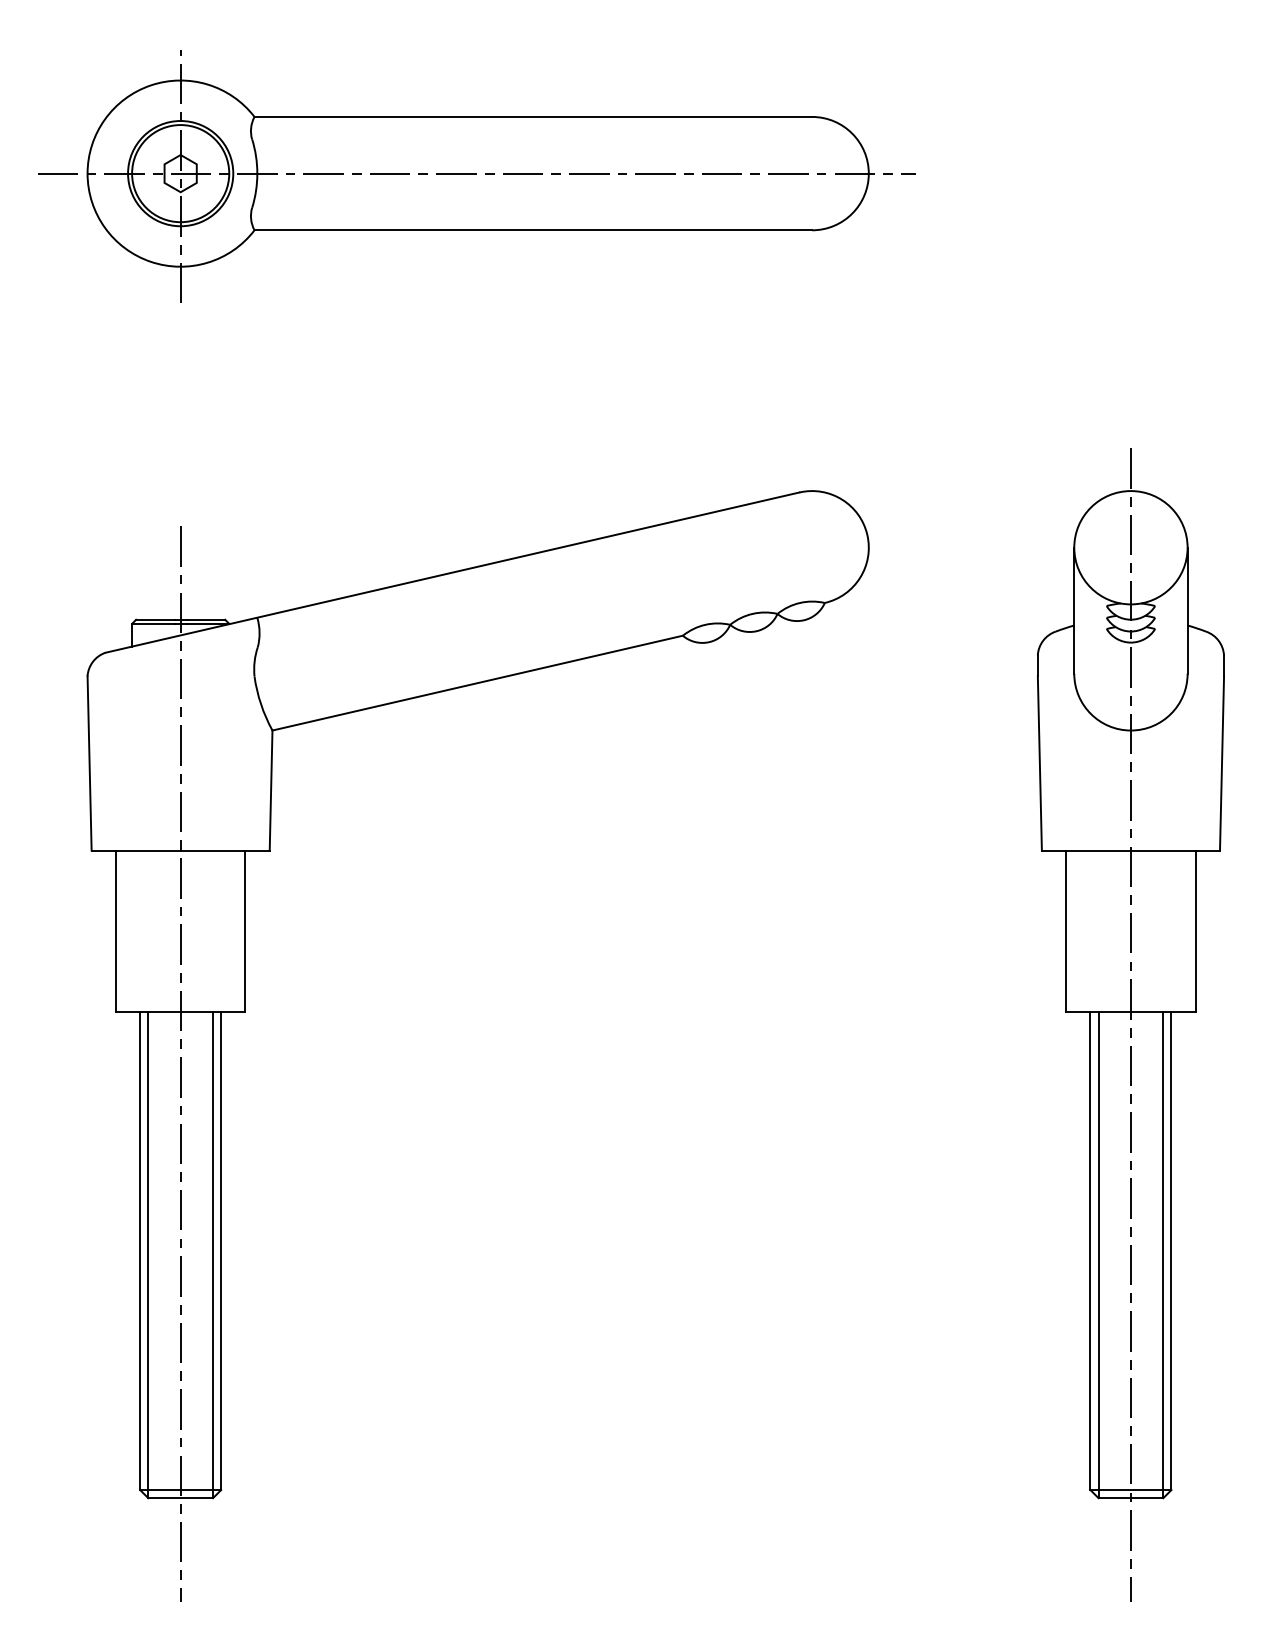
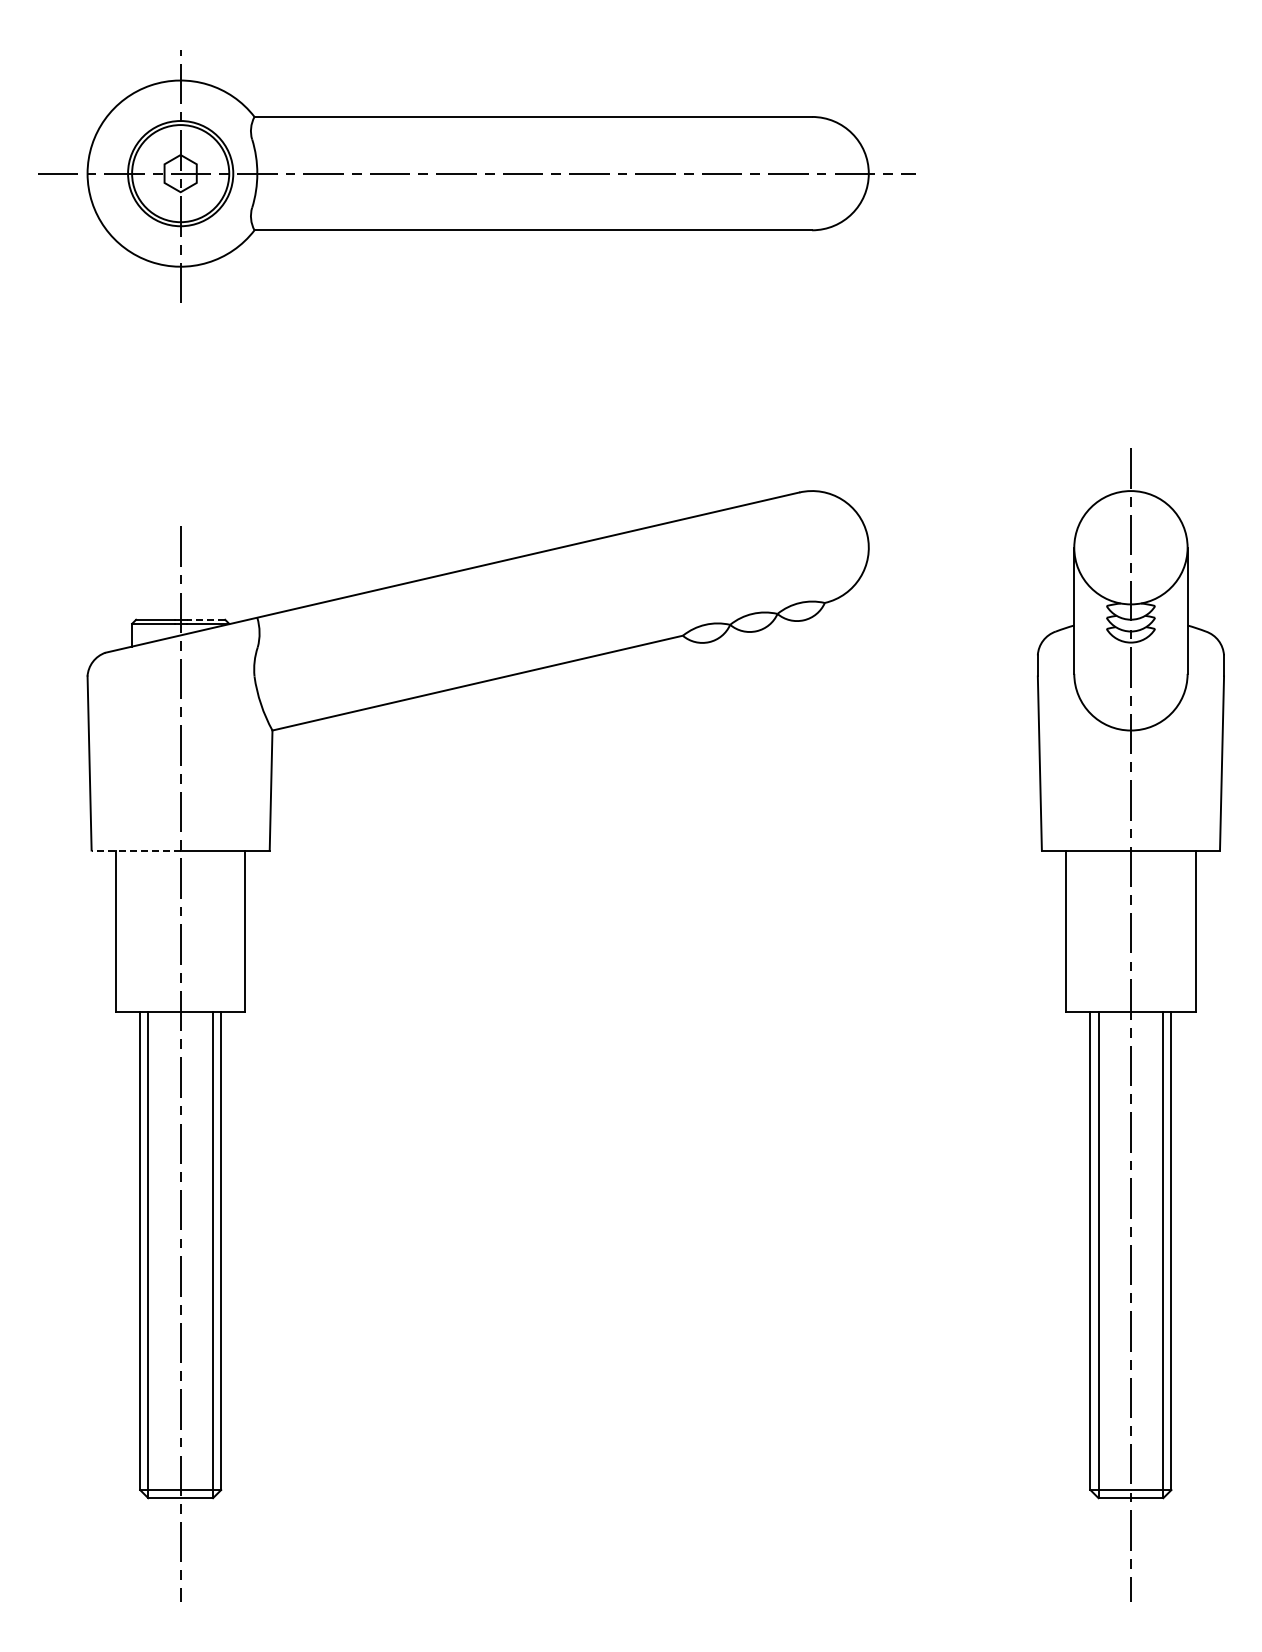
line: solid -> dashed (205, 619)
line: solid -> dashed (136, 850)
